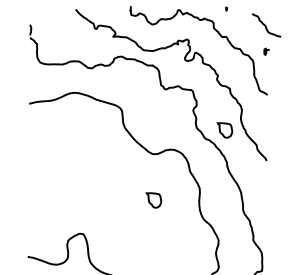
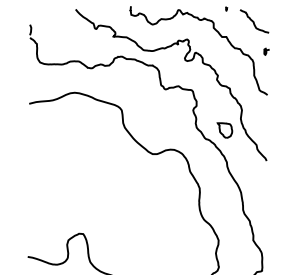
curve position: (266, 25) -> (254, 21) (254, 21)
part: present -> none (153, 200)
